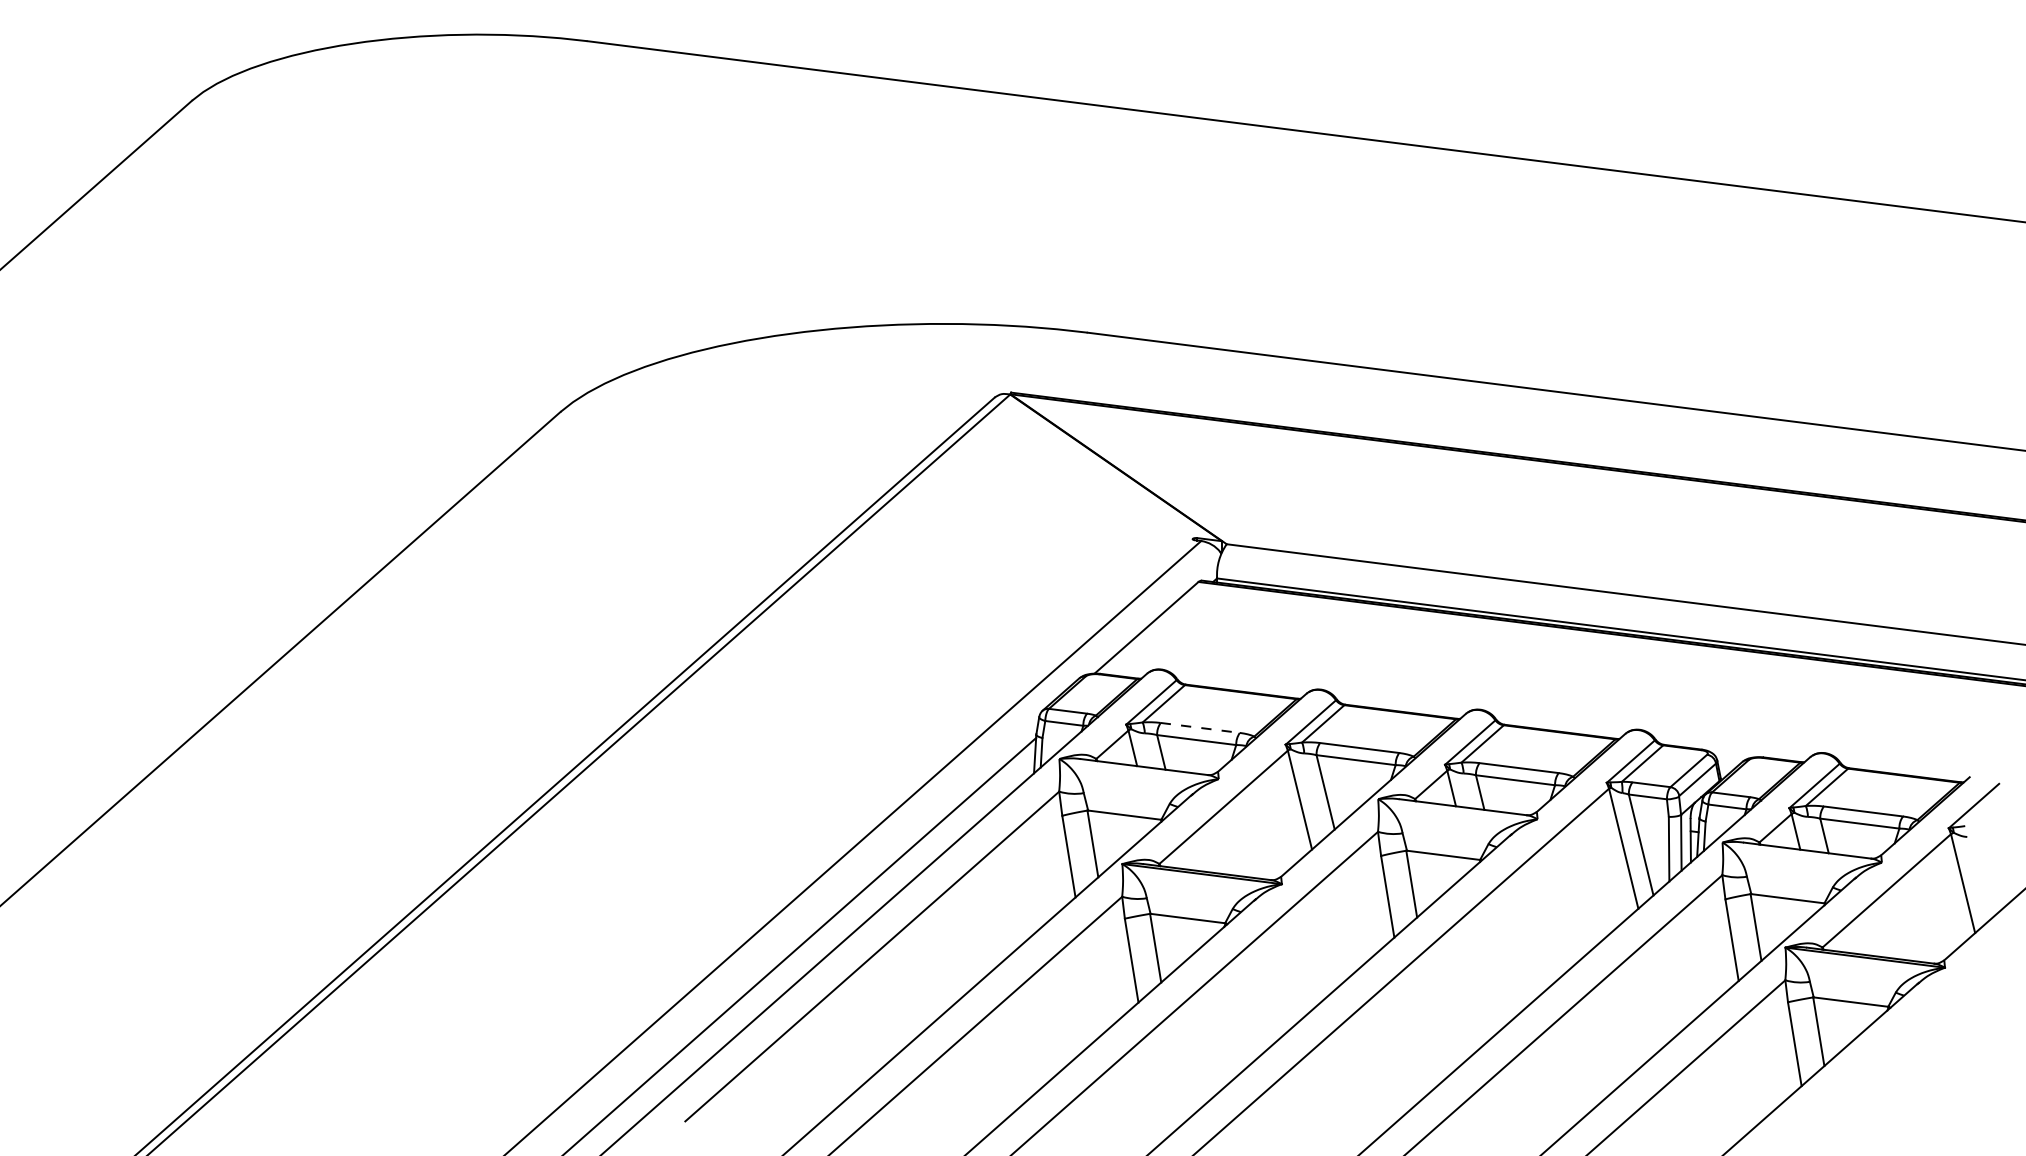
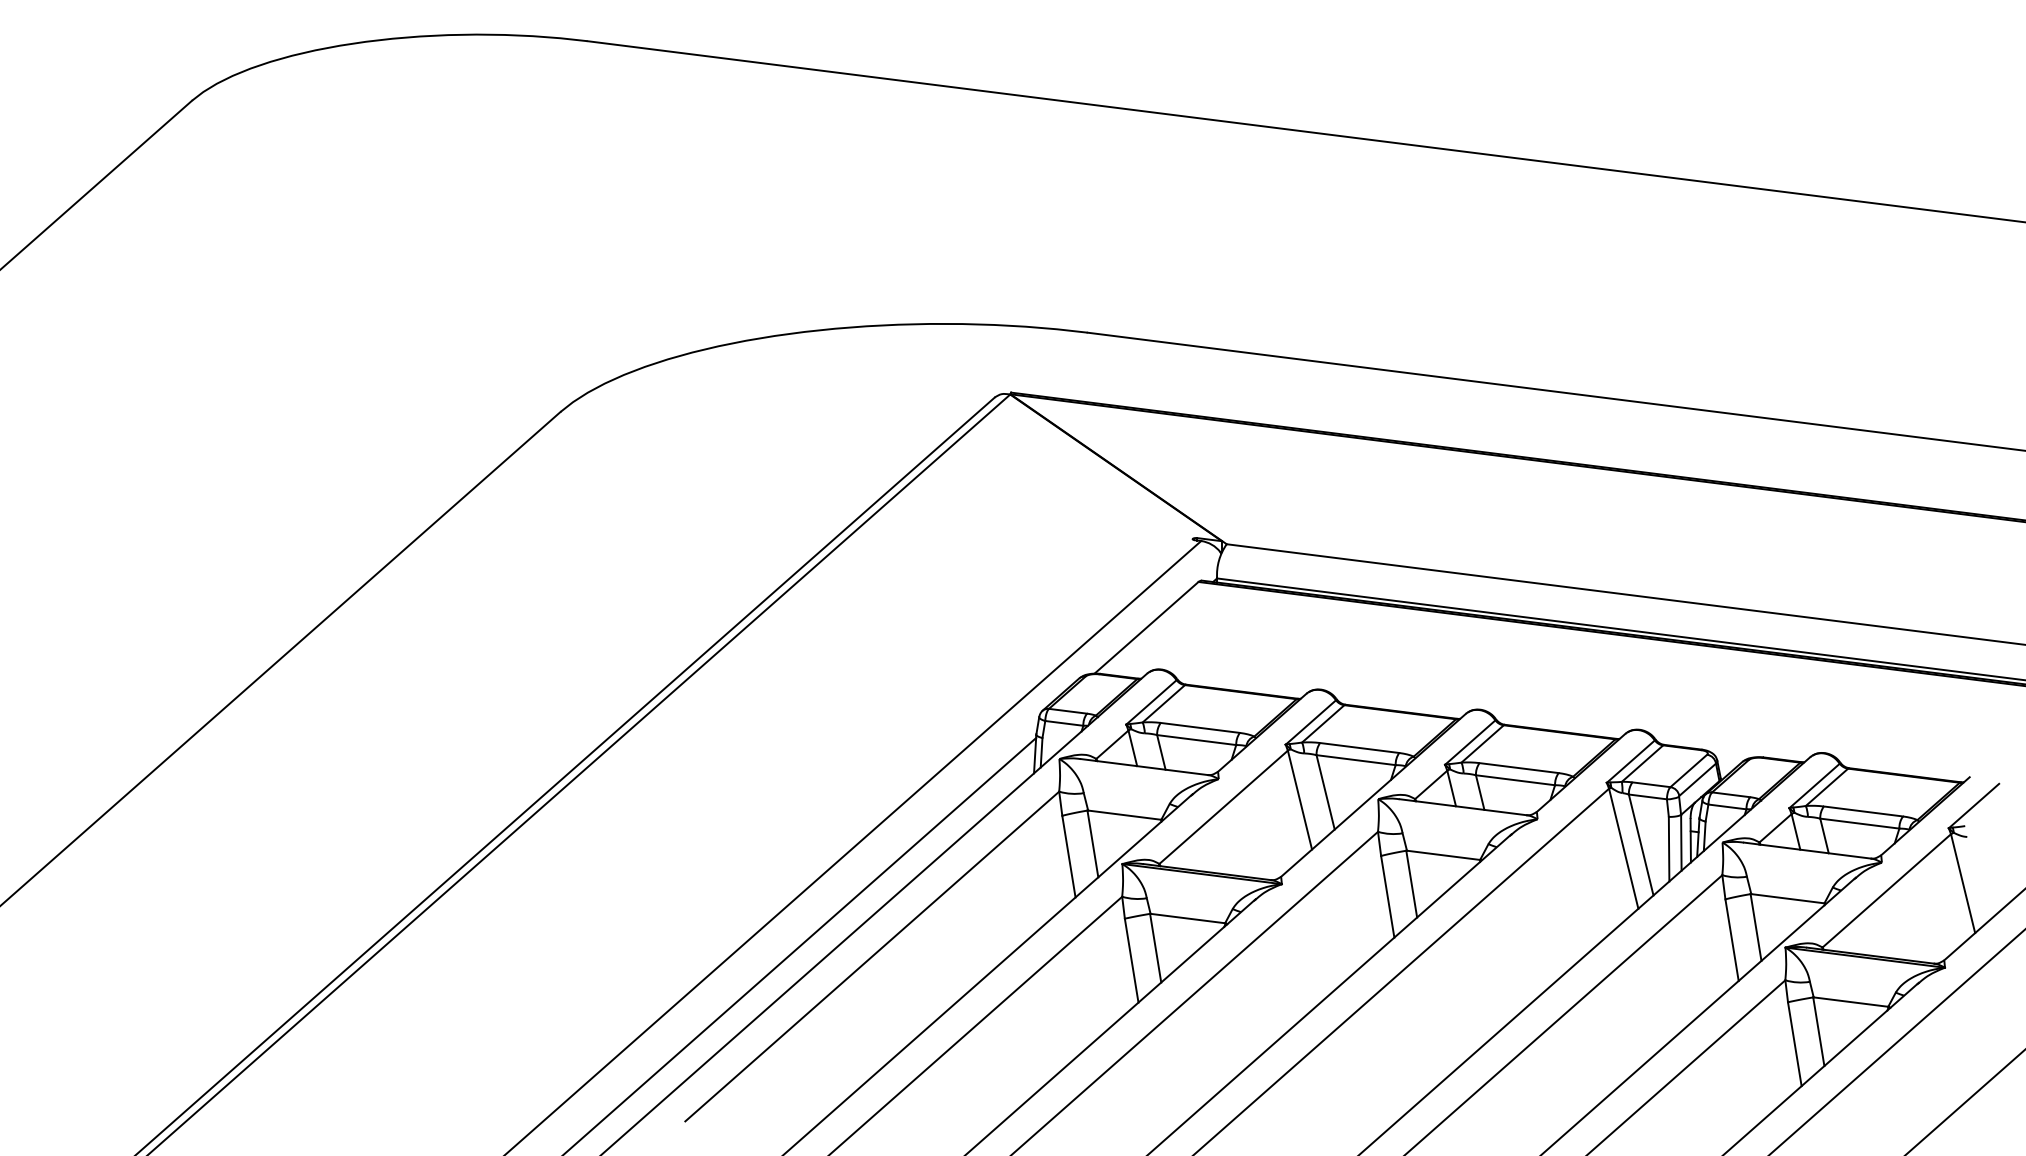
line: dashed -> solid (1200, 727)
line: none -> present (1897, 1041)
line: none -> present (1965, 1101)
